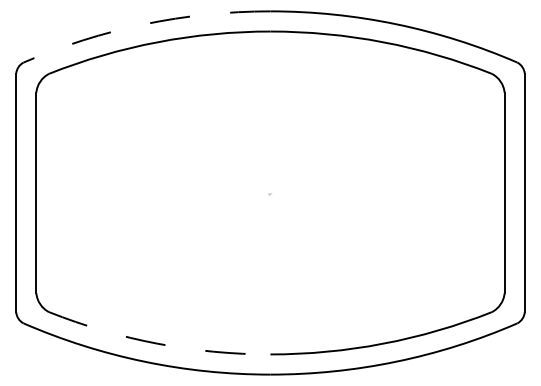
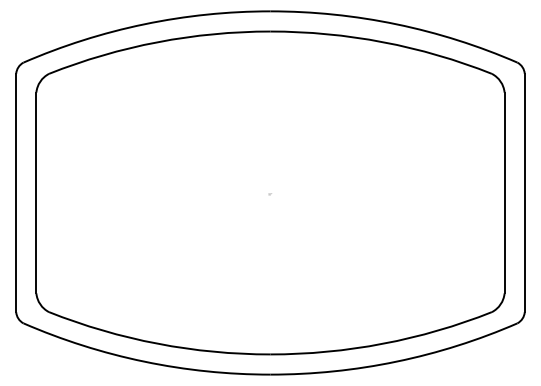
arc: dashed -> solid (144, 24)
arc: dashed -> solid (157, 343)
